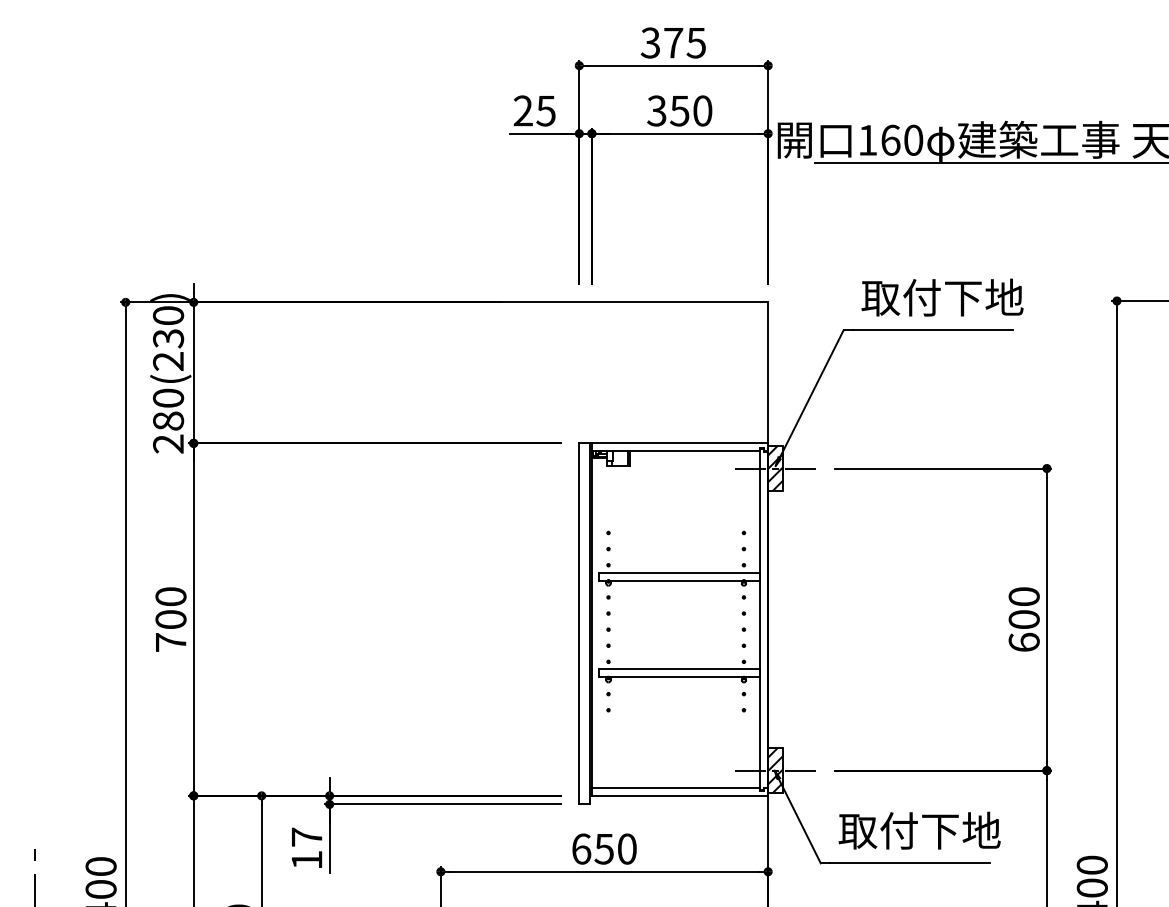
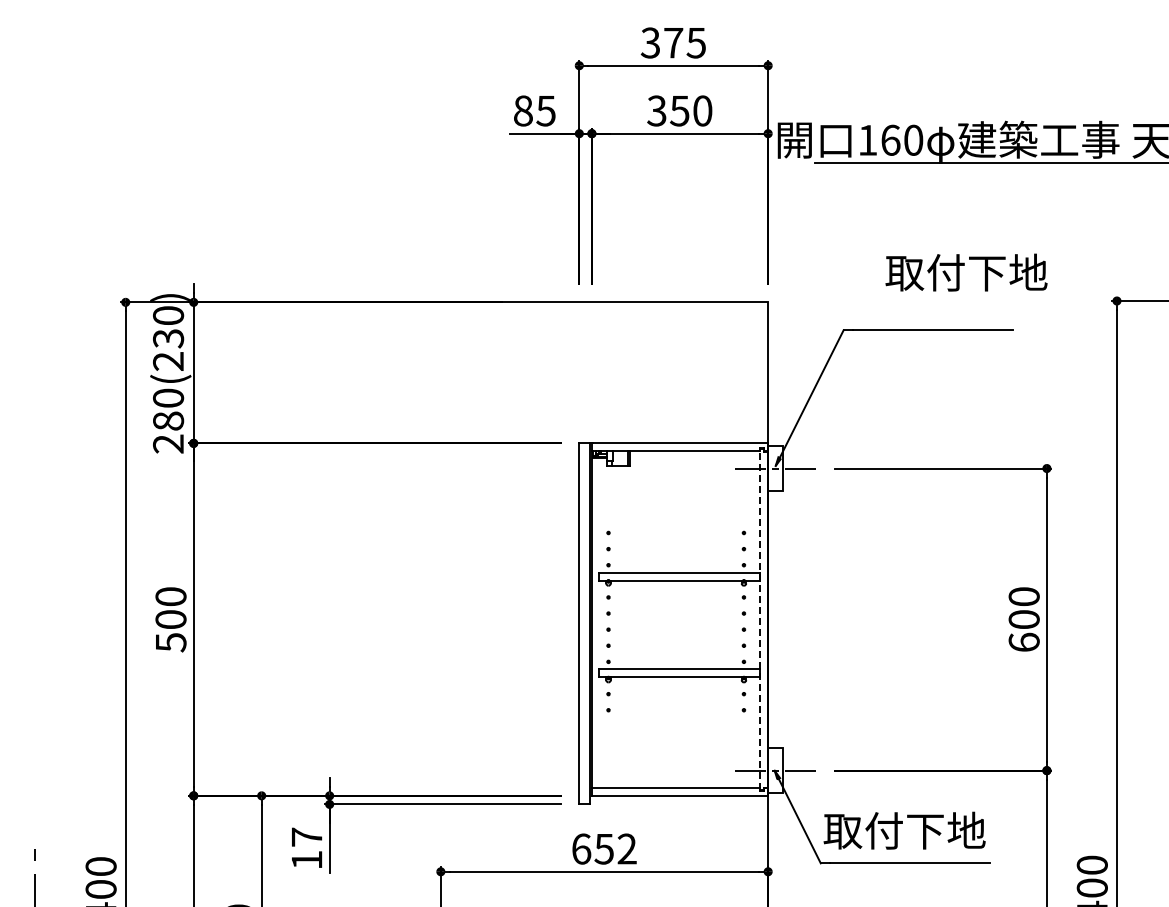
text: 25 -> 85 (522, 110)
text position: (942, 297) -> (966, 272) (966, 272)
hatch: present -> none (775, 468)
line: solid -> dashed (759, 619)
text: 700 -> 500 (171, 642)
hatch: present -> none (775, 770)
text position: (919, 830) -> (904, 830) (904, 830)
text: 650 -> 652 (626, 848)
